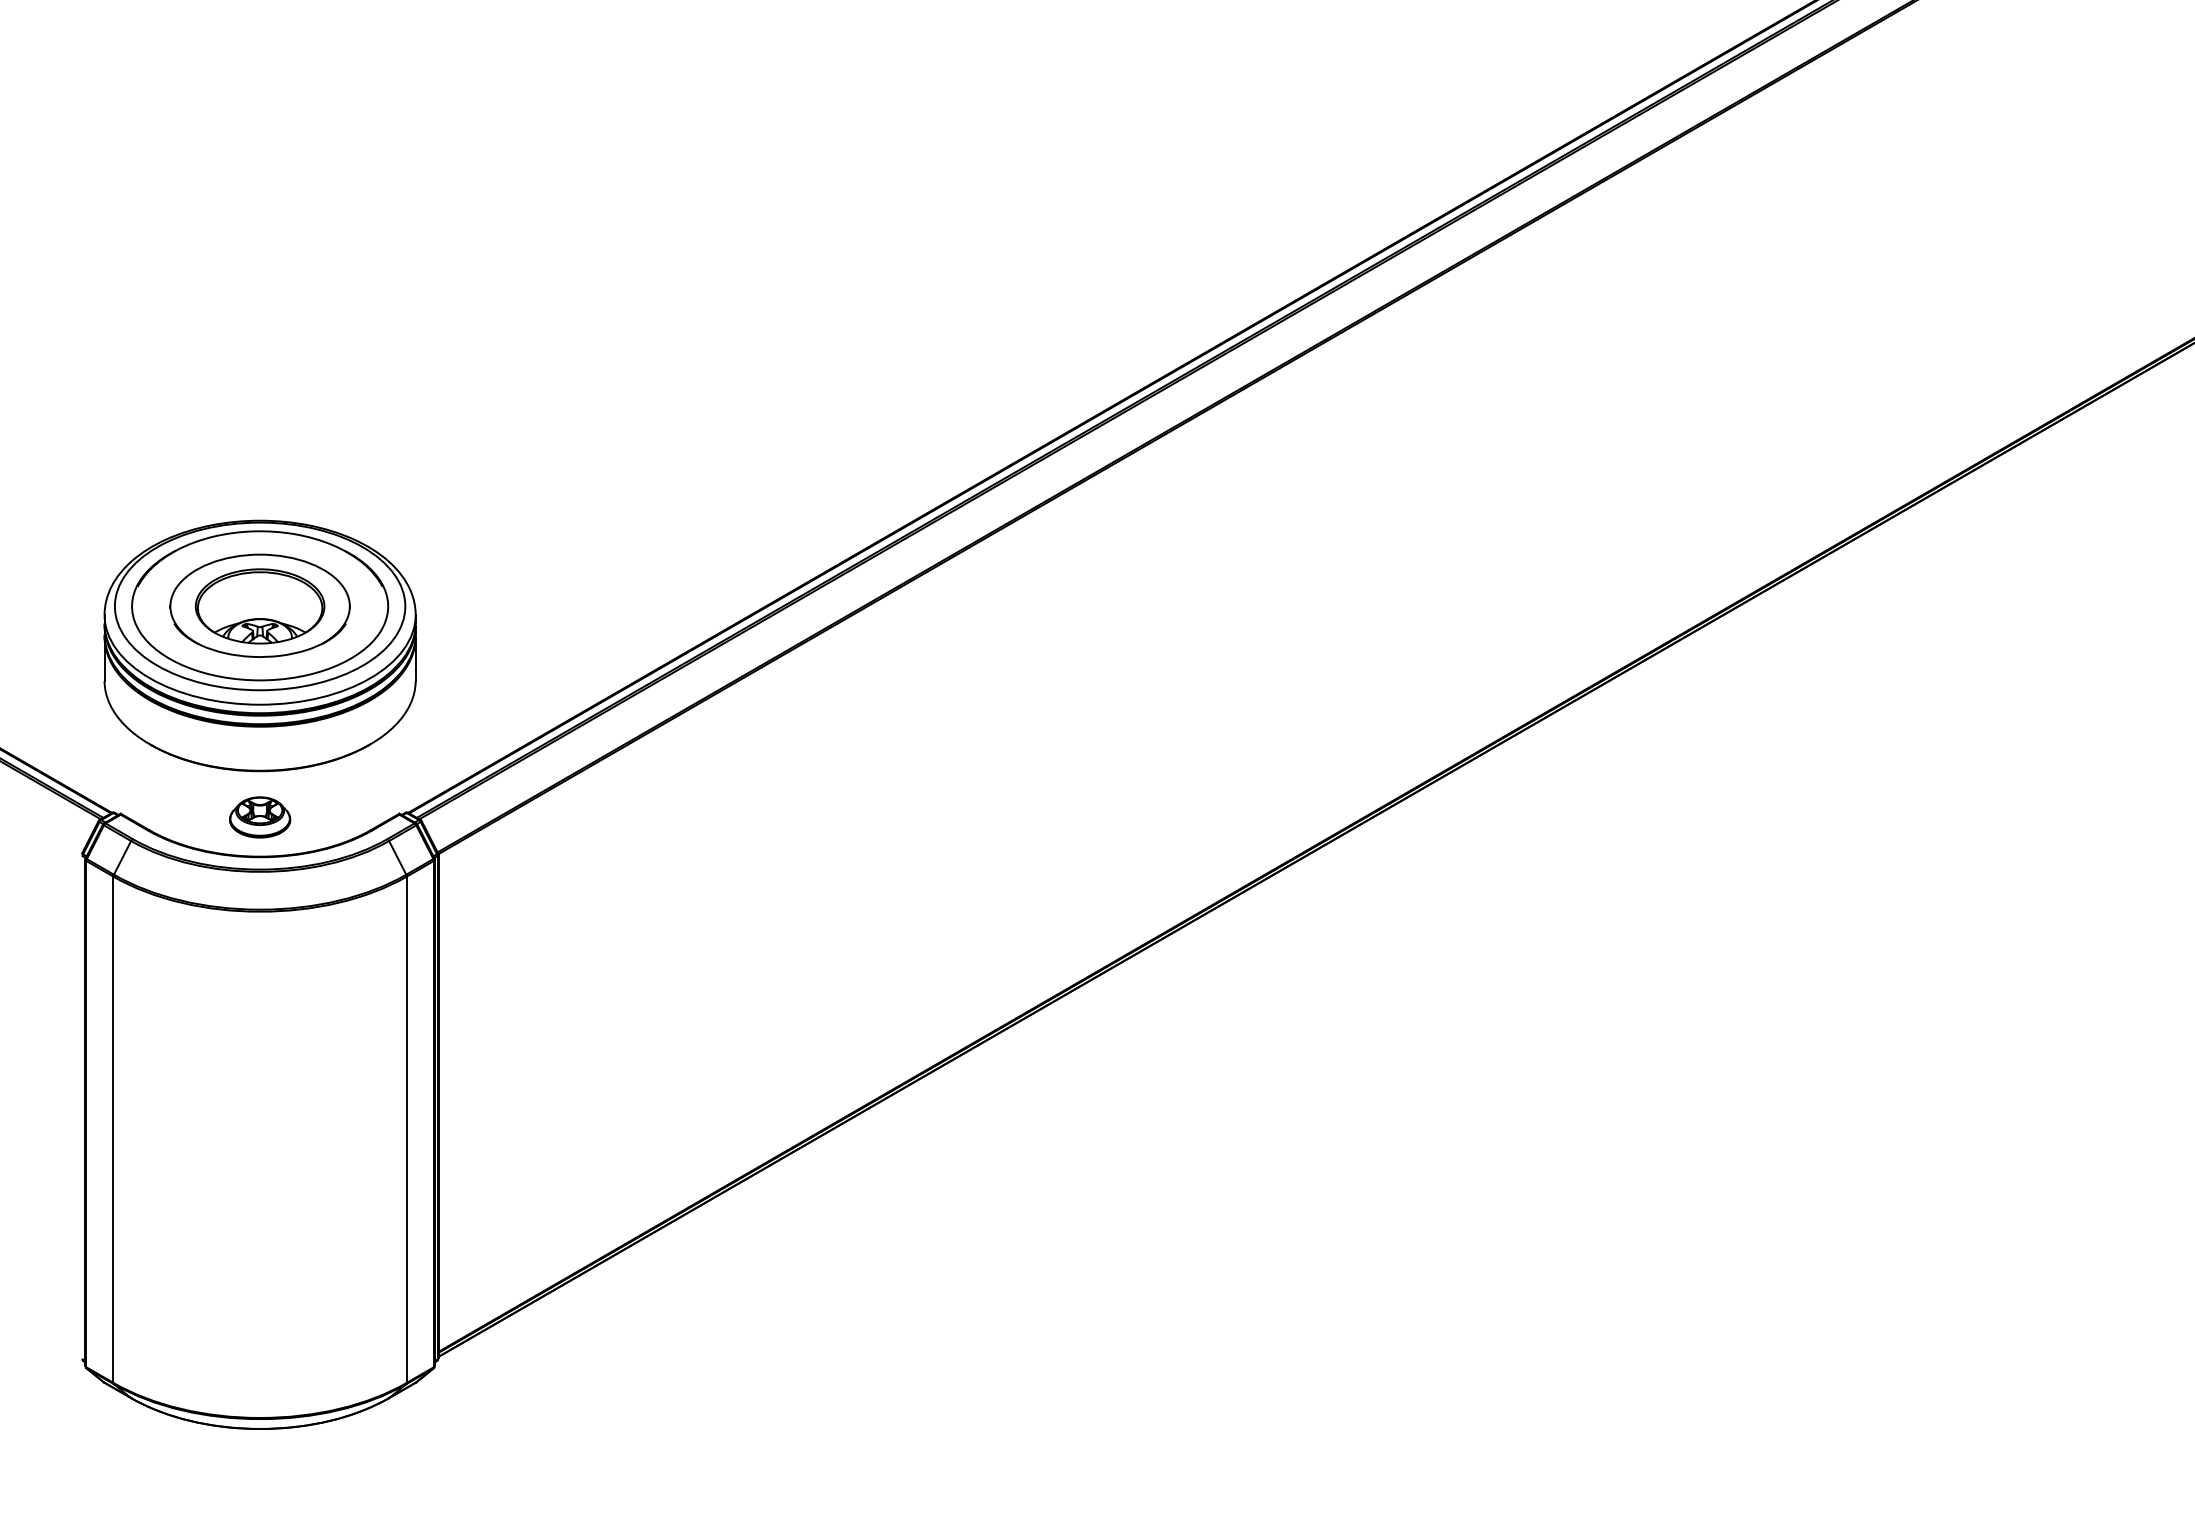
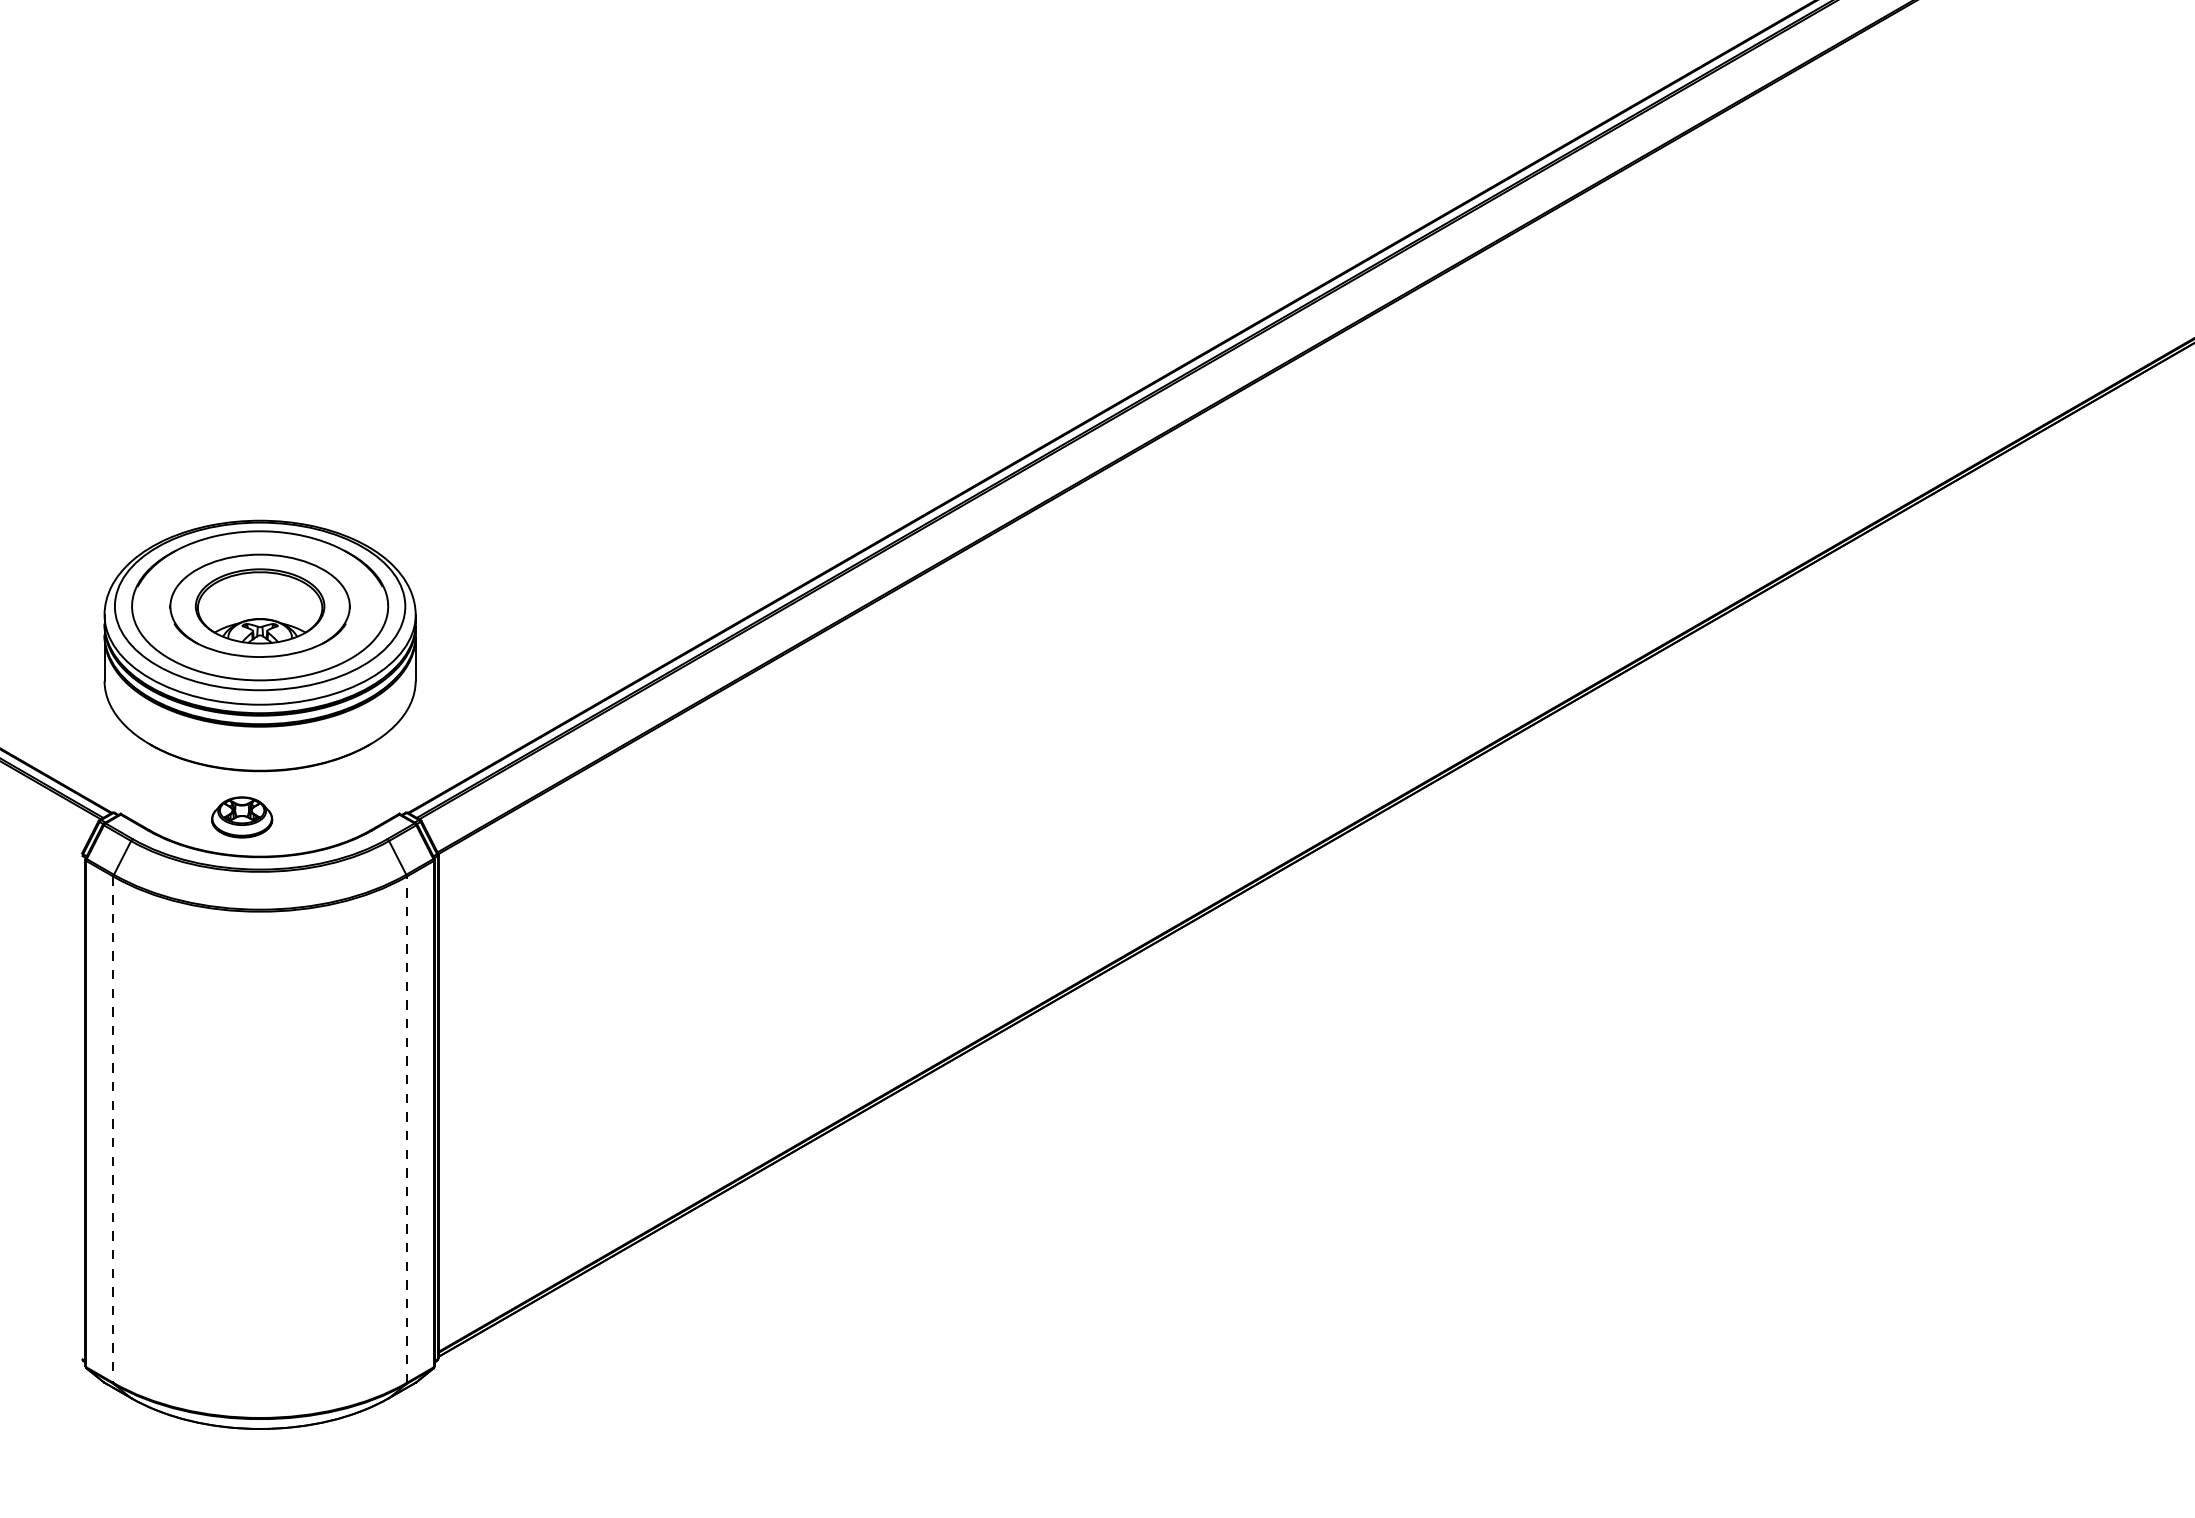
part position: (260, 817) -> (242, 817) (242, 817)
line: solid -> dashed (406, 1129)
line: solid -> dashed (113, 1130)
